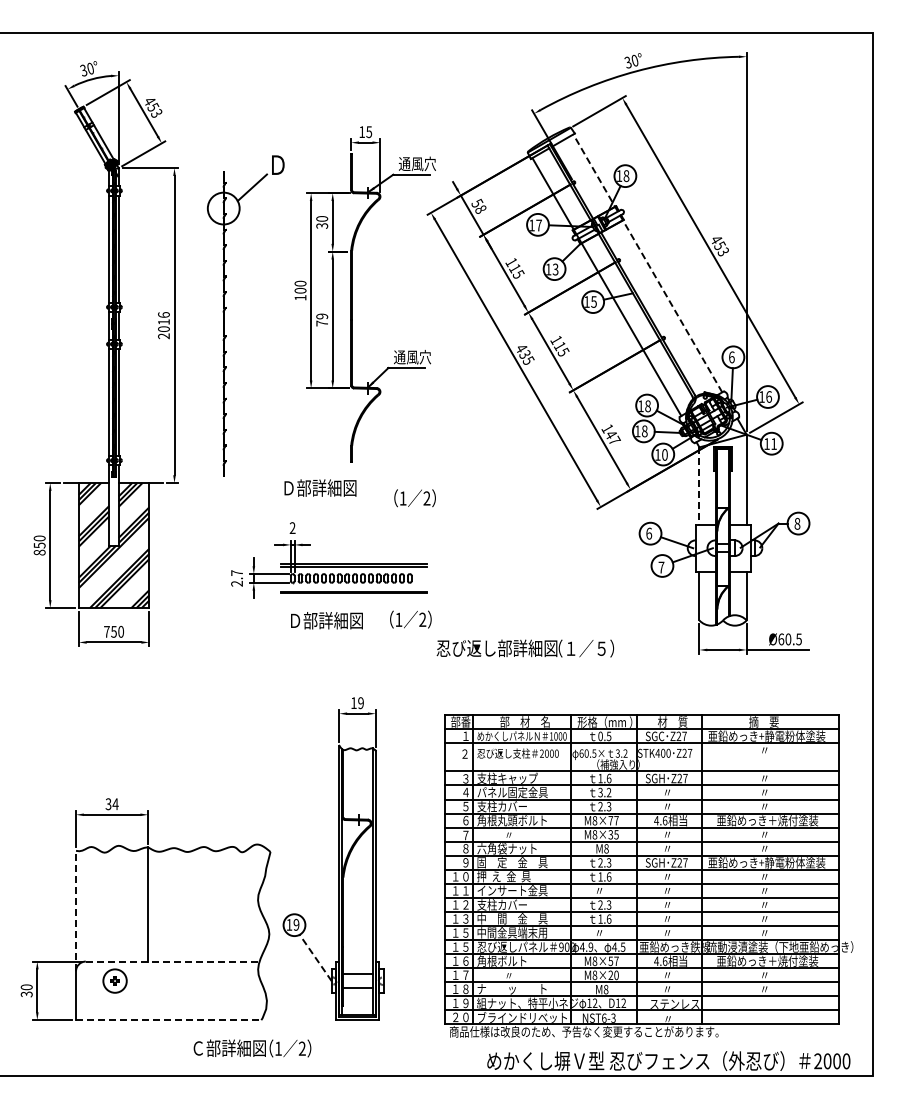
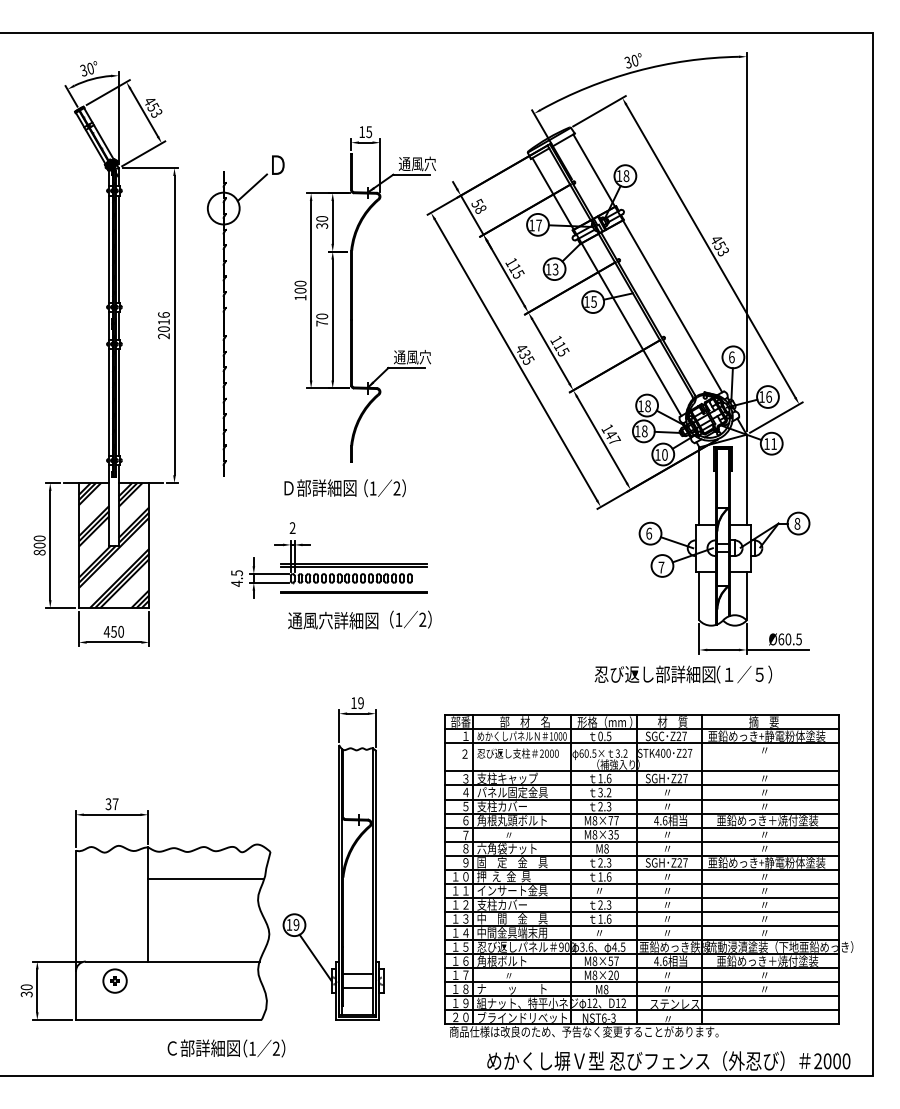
line: dashed -> solid (647, 263)
text: 79 -> 70 (322, 316)
line: dashed -> solid (699, 486)
text position: (414, 498) -> (384, 488) (384, 488)
text: 850 -> 800 (39, 545)
text: 2.7 -> 4.5 (237, 578)
text: Ｄ部詳細図 -> 通風穴詳細図 (333, 620)
text: 750 -> 450 (106, 631)
text position: (525, 648) -> (683, 674) (683, 674)
text: 34 -> 37 (115, 804)
line: none -> present (206, 878)
line: dashed -> solid (76, 910)
text: １５ -> １４ (465, 932)
text: 4.9 -> 3.6 (586, 946)
line: dashed -> solid (315, 957)
line: dashed -> solid (172, 961)
line: dashed -> solid (168, 1020)
text position: (252, 1048) -> (226, 1048) (226, 1048)
